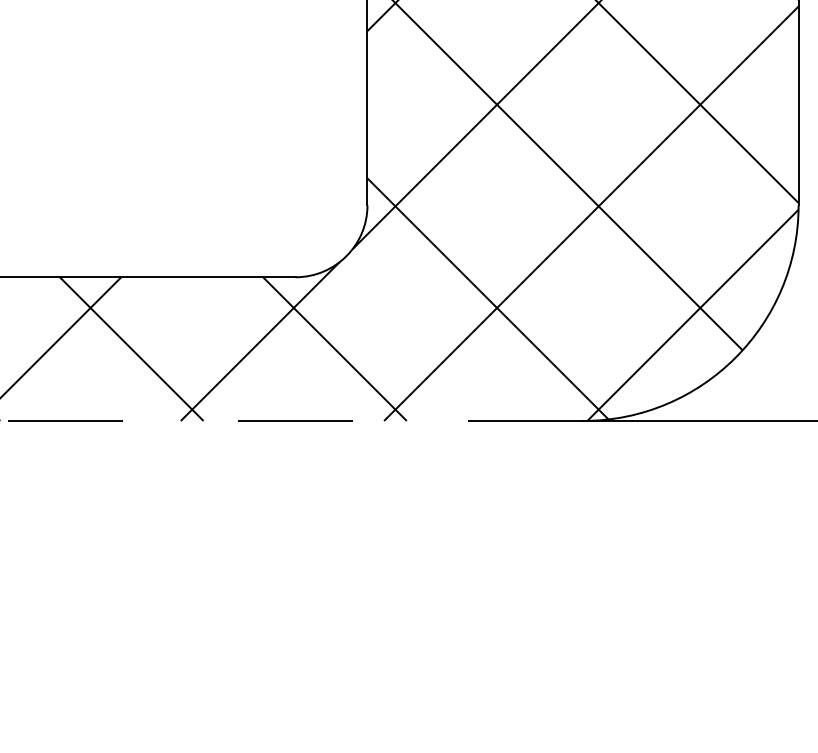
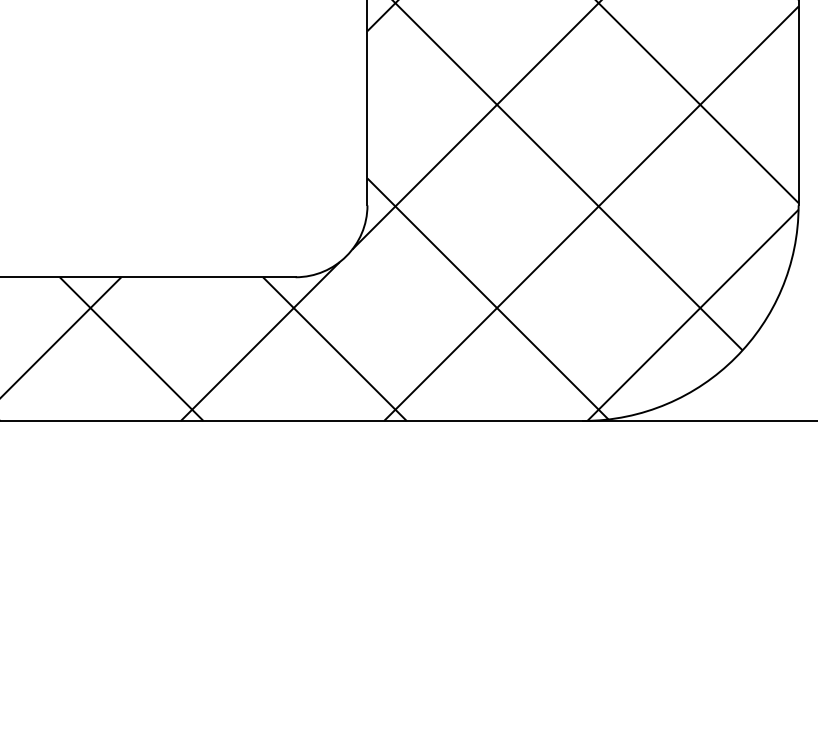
line: dashed -> solid (291, 420)
